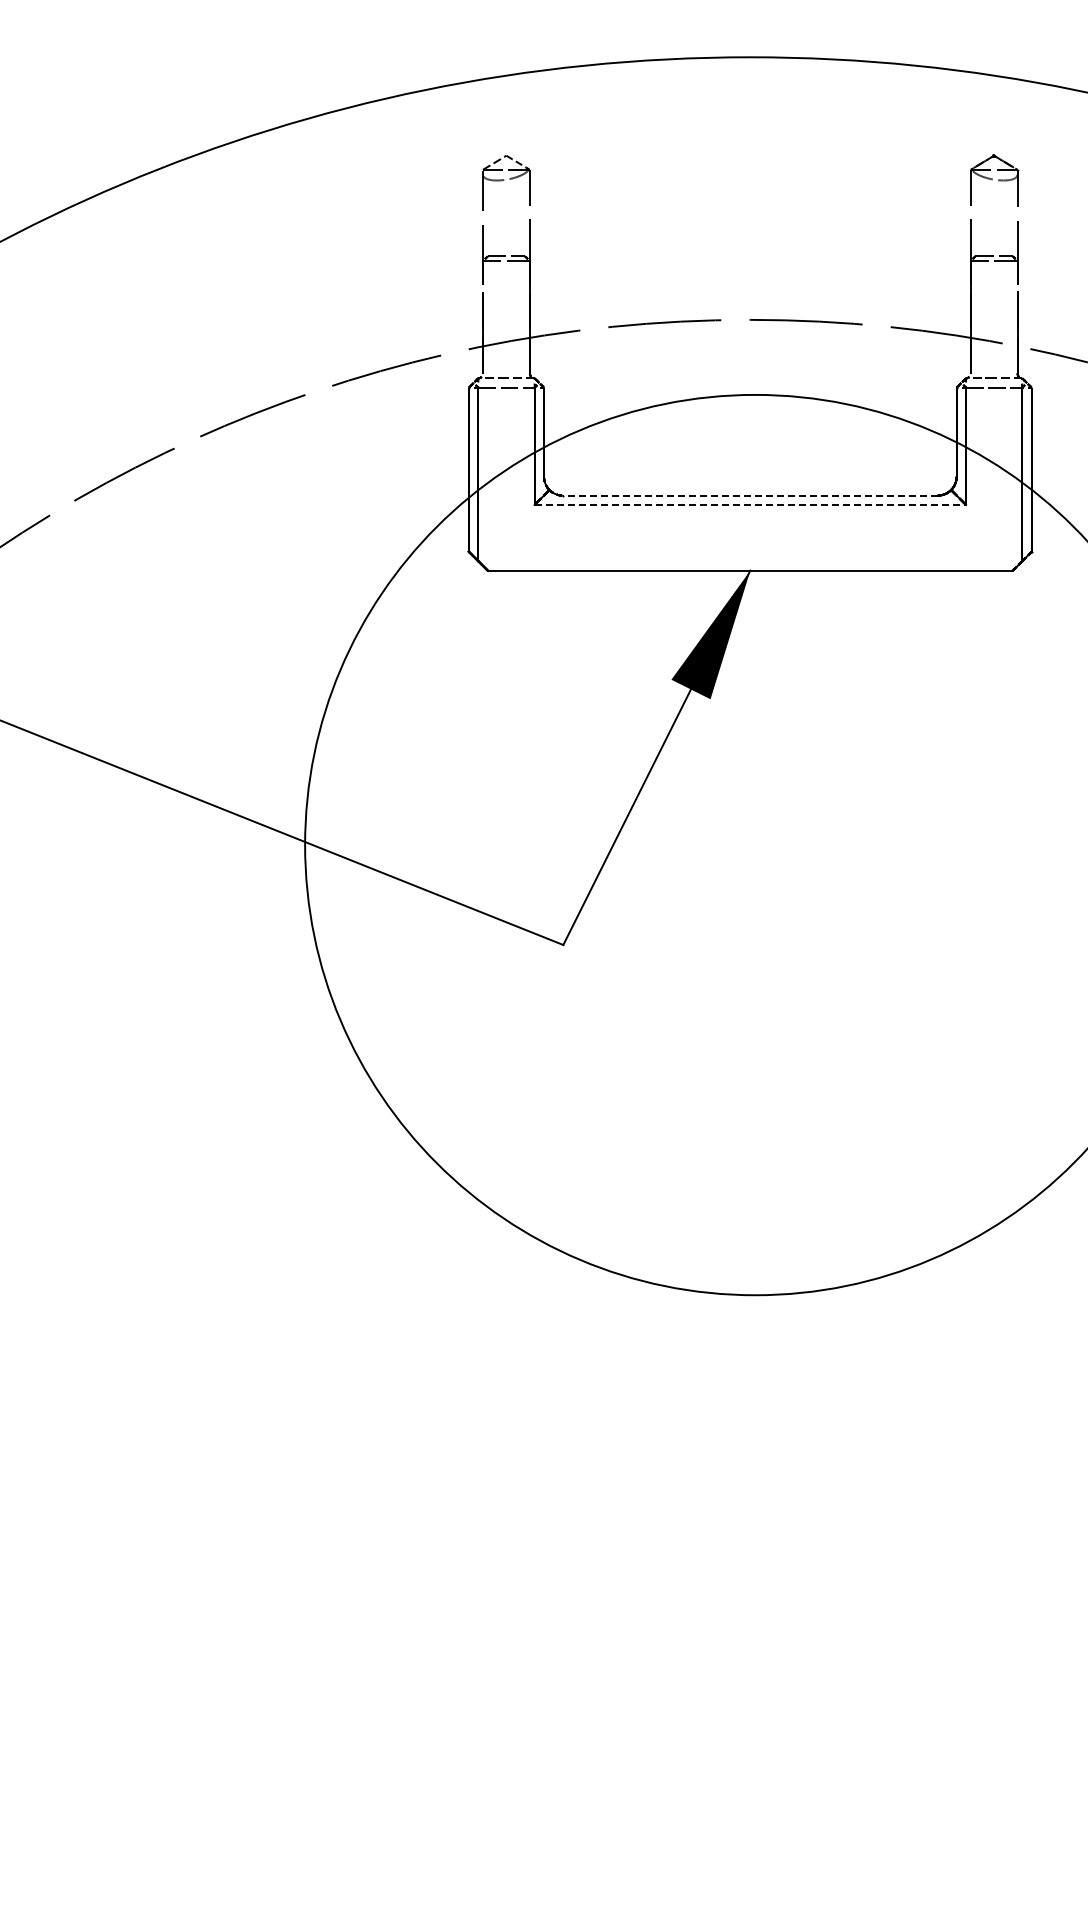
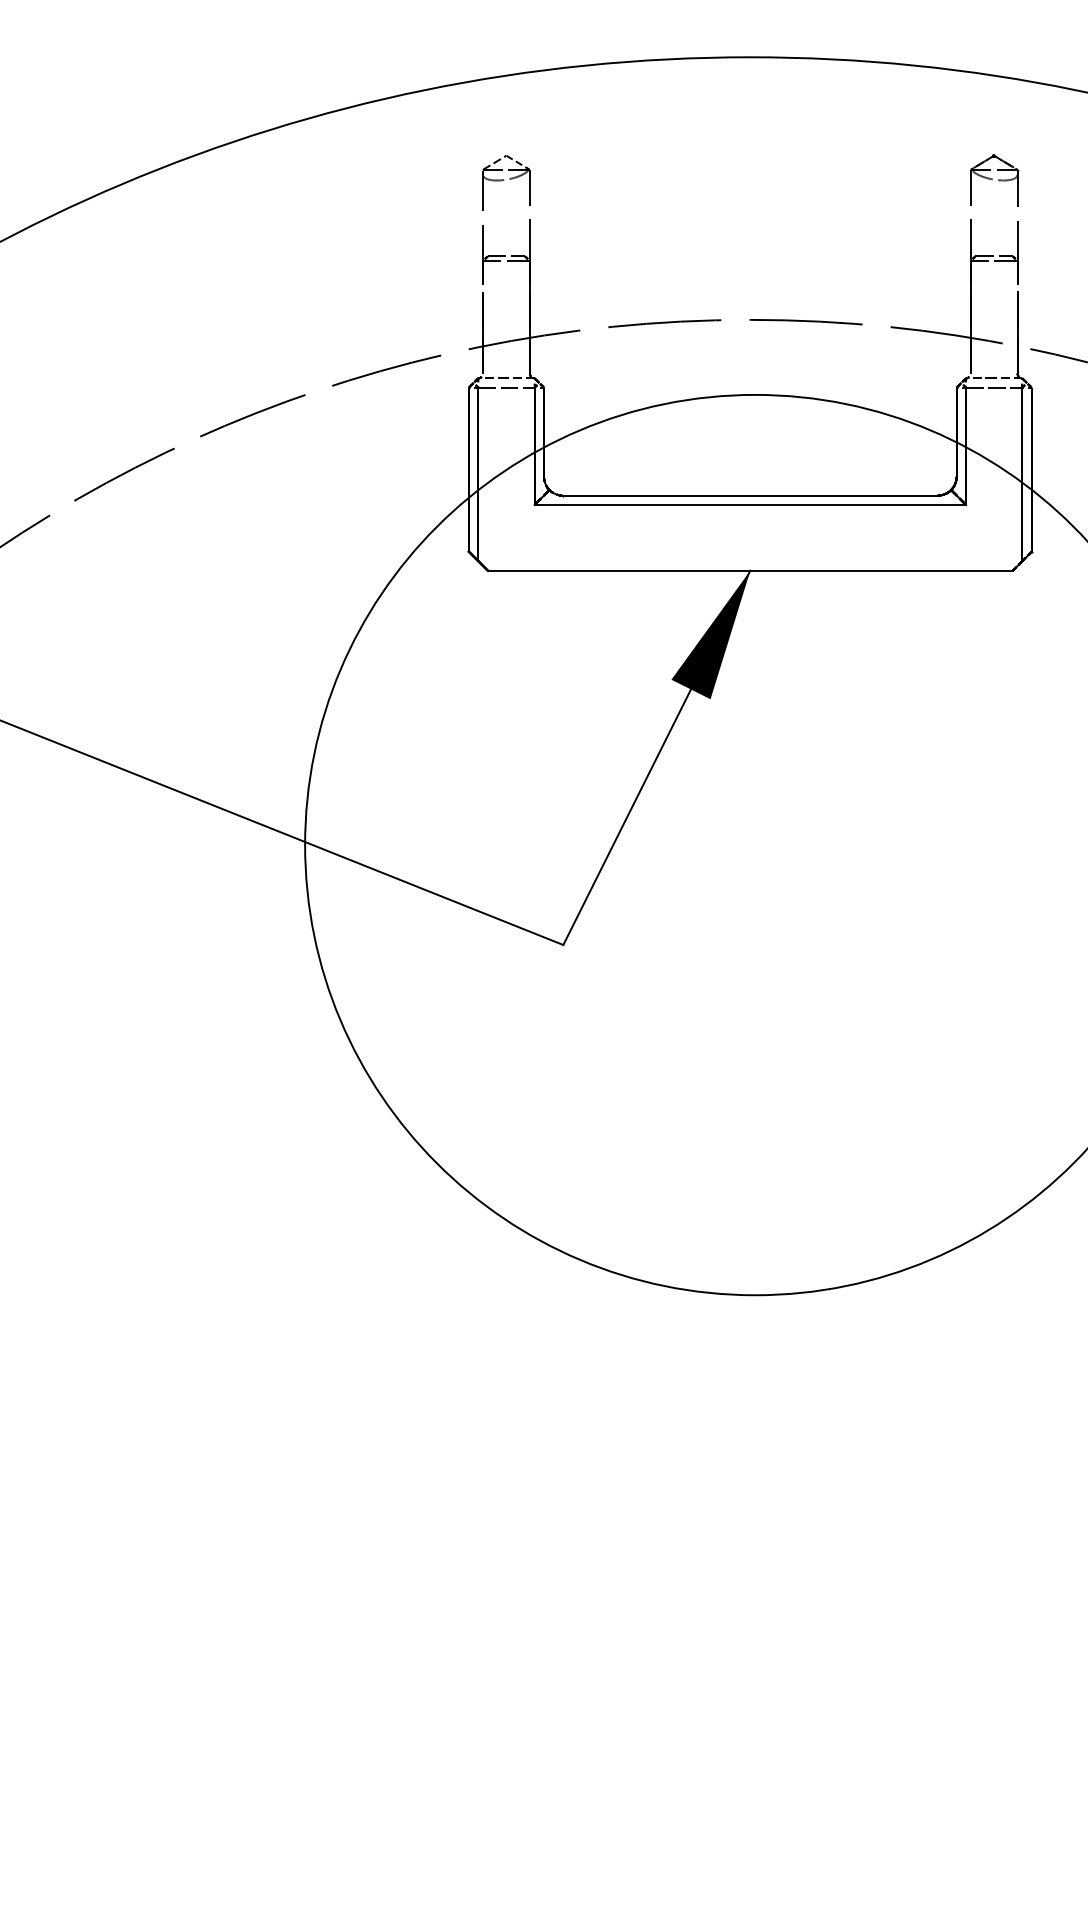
line: dashed -> solid (750, 495)
line: dashed -> solid (750, 504)
